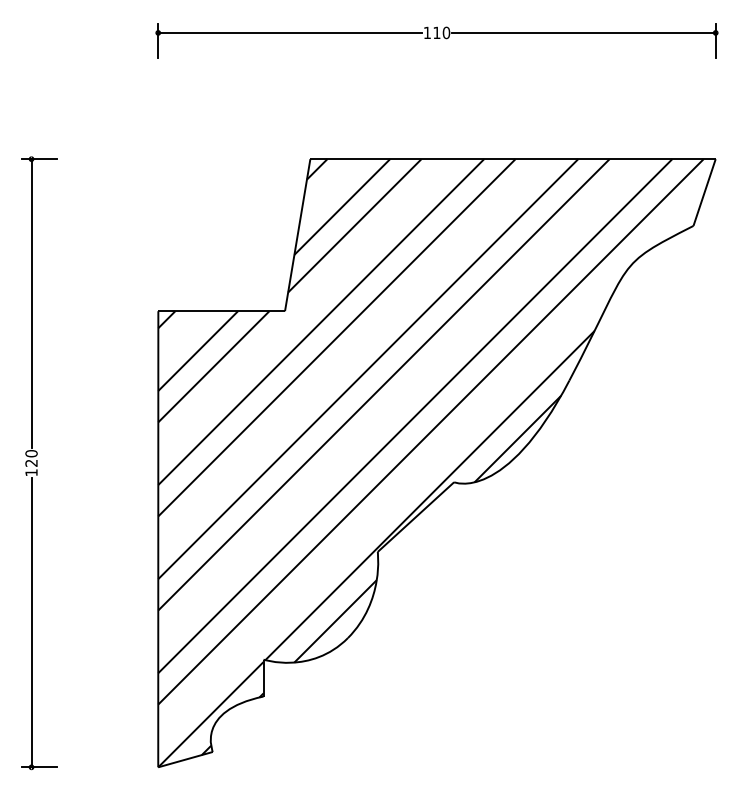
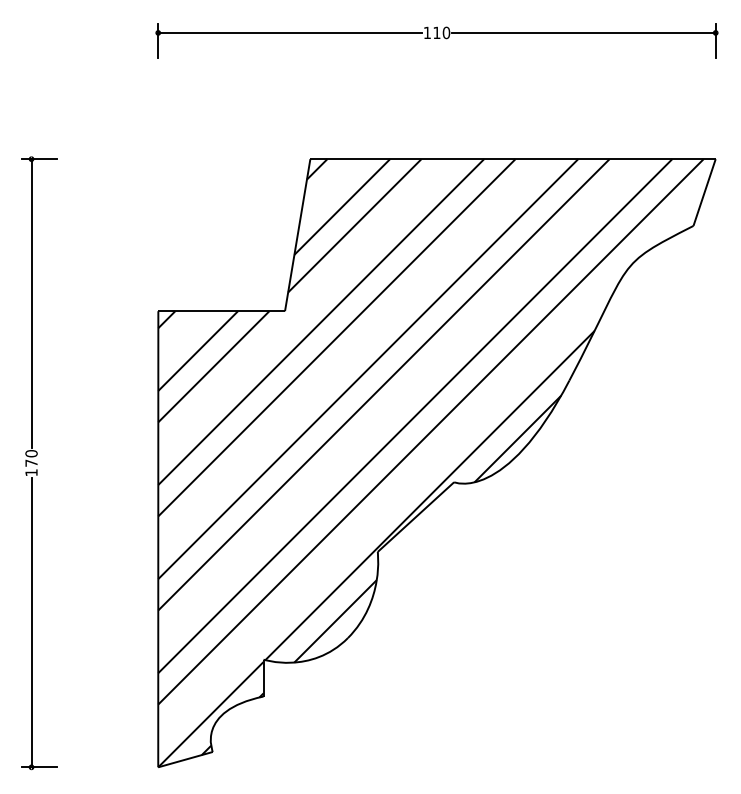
text: 120 -> 170 (31, 462)
